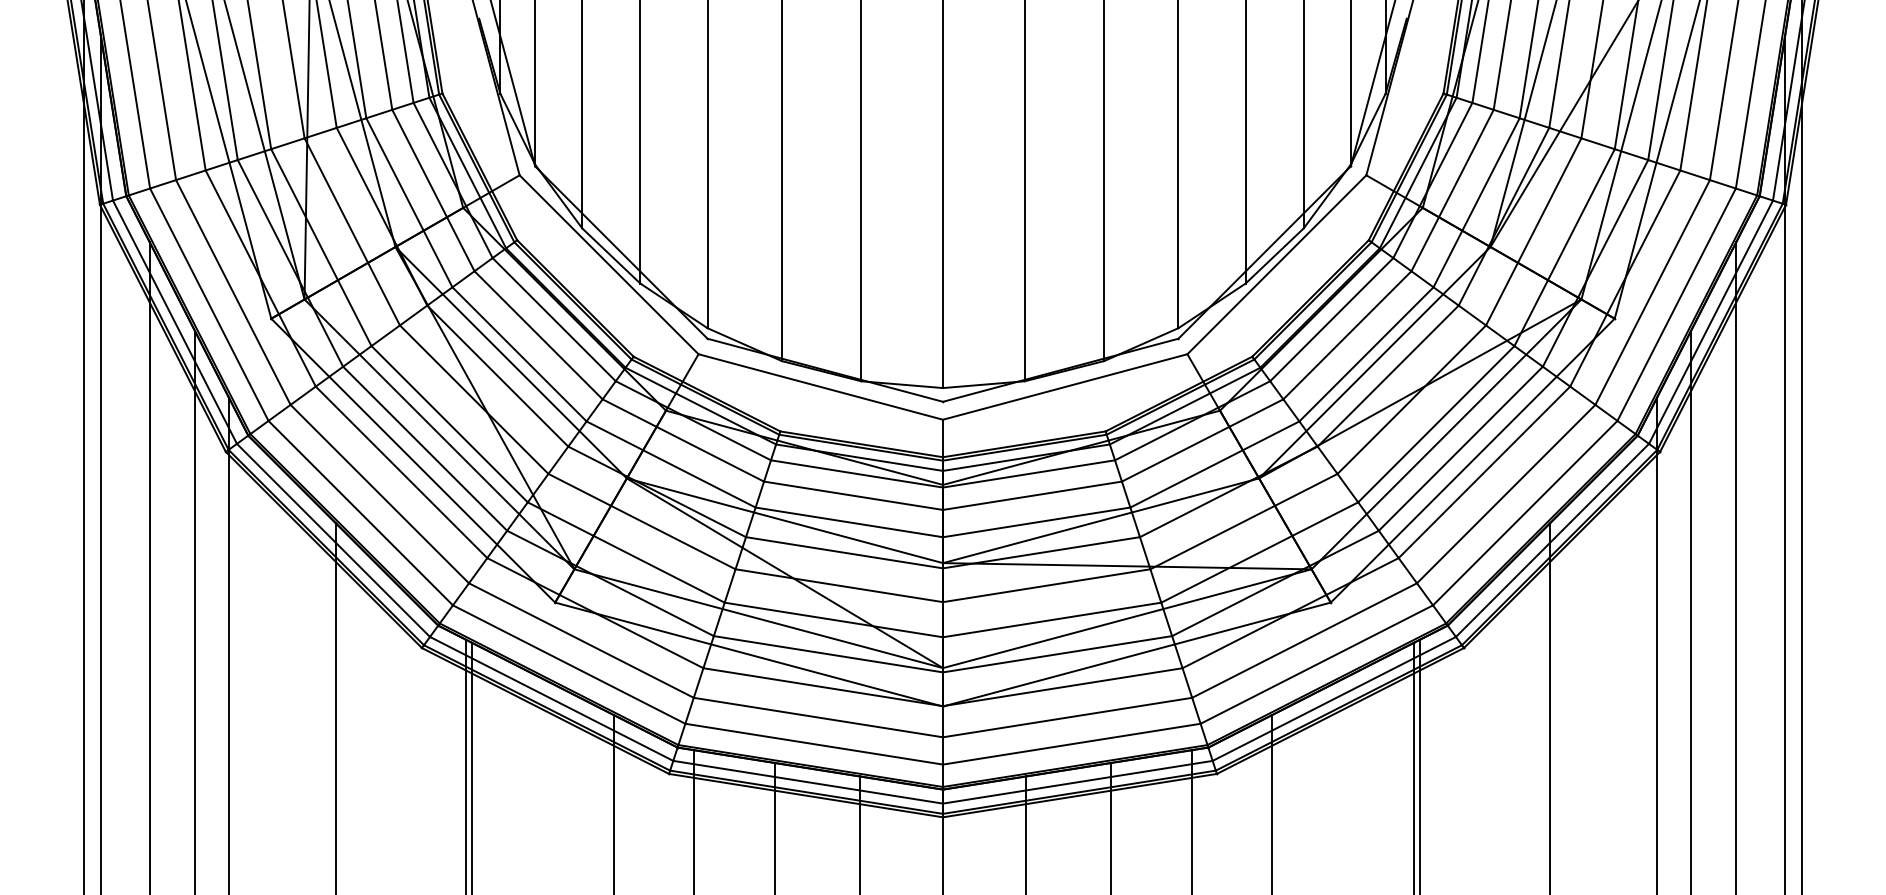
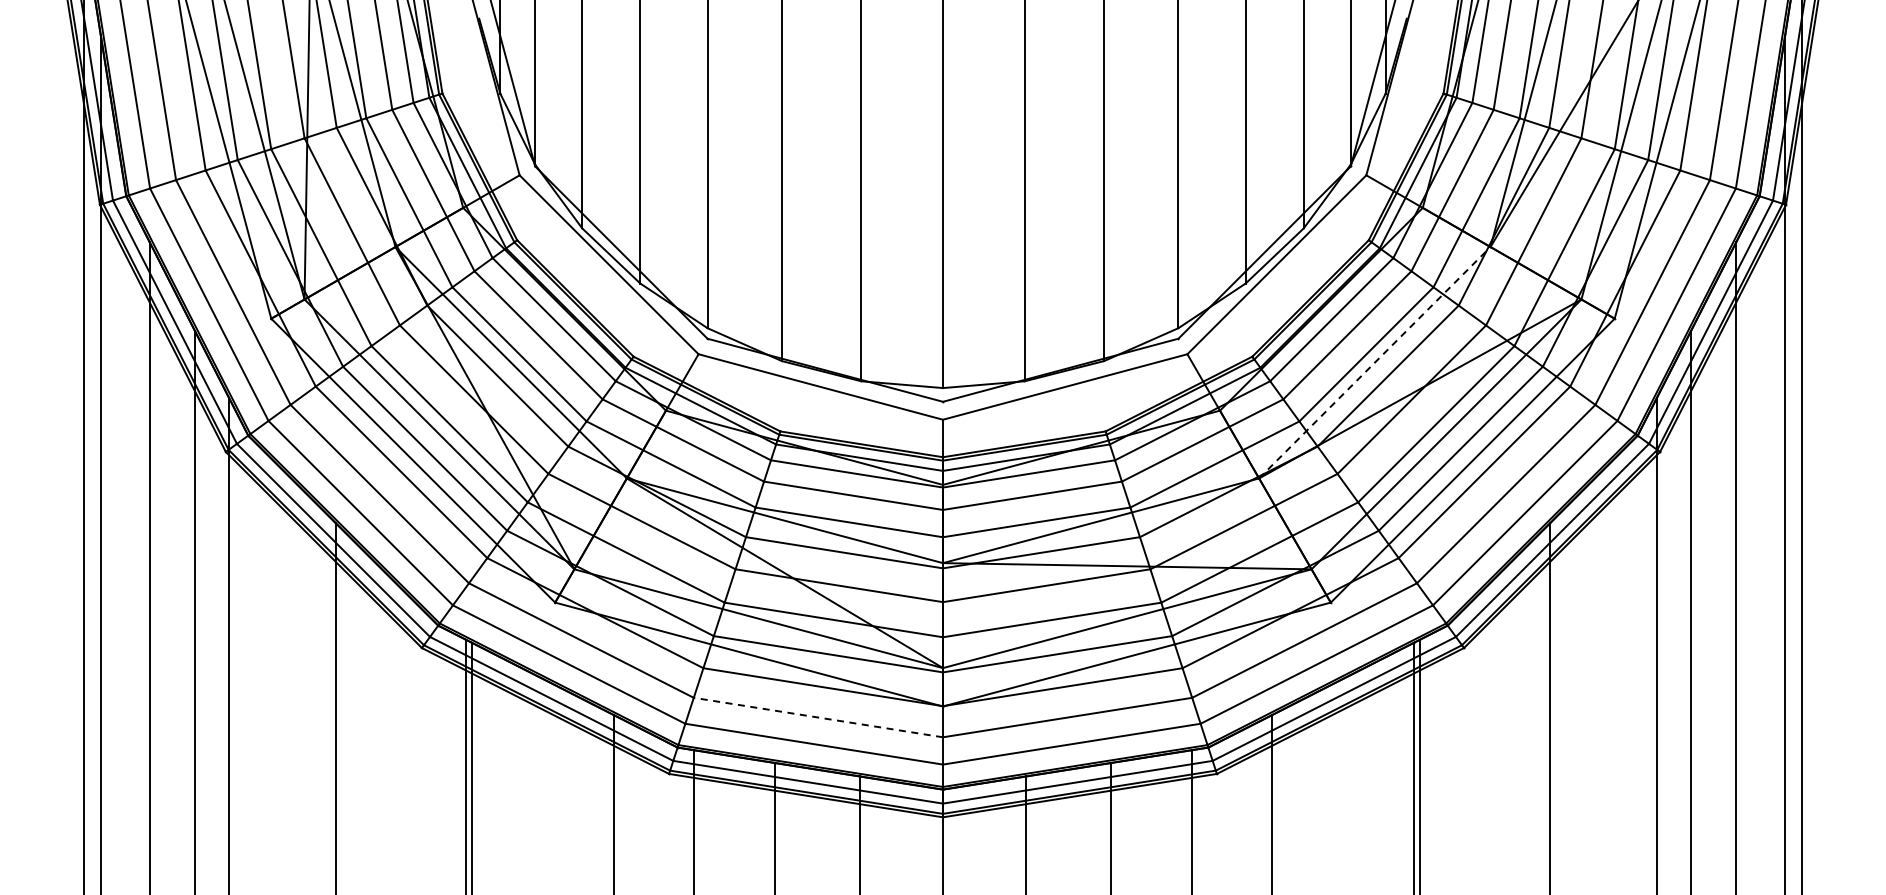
line: solid -> dashed (1374, 362)
line: solid -> dashed (817, 717)
